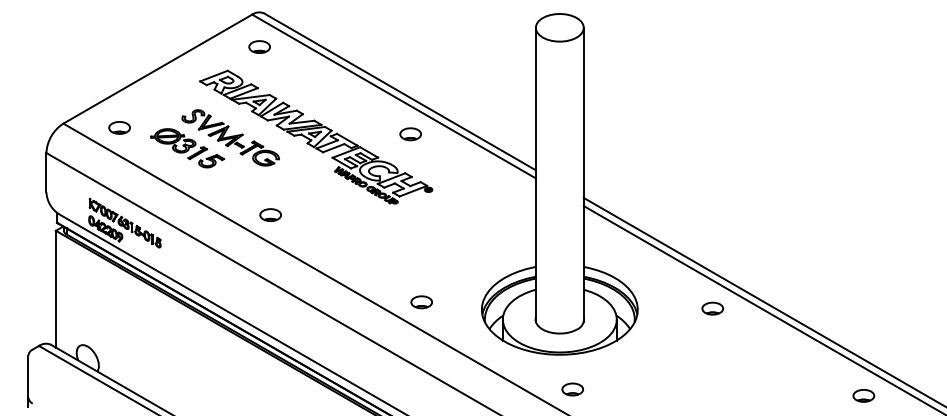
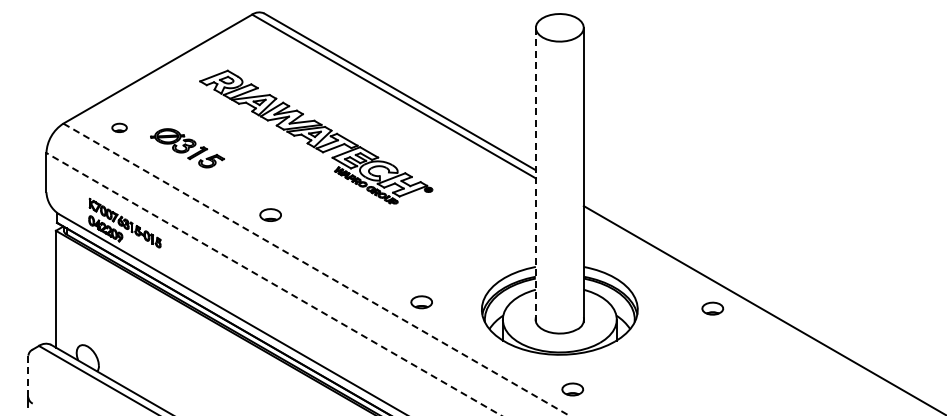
part: present -> none (259, 46)
part size: 23x14 px -> 17x11 px (119, 127)
part: present -> none (410, 134)
part: present -> none (230, 137)
line: solid -> dashed (535, 174)
line: solid -> dashed (317, 270)
line: solid -> dashed (274, 284)
line: present -> none (763, 301)
line: solid -> dashed (28, 376)
part: present -> none (863, 395)
